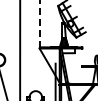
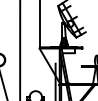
line: dashed -> solid (39, 23)
